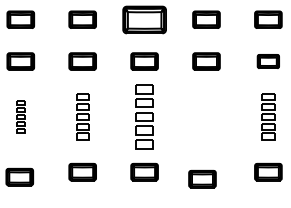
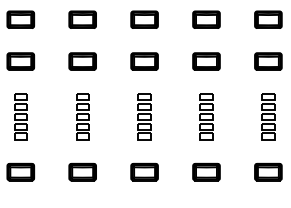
part size: 45x30 px -> 29x19 px (144, 19)
part size: 24x15 px -> 29x19 px (268, 61)
part size: 10x34 px -> 14x48 px (20, 116)
part size: 19x66 px -> 15x48 px (144, 116)
part: none -> present (206, 116)
part position: (19, 176) -> (20, 171) (20, 171)
part position: (202, 178) -> (206, 171) (206, 171)
